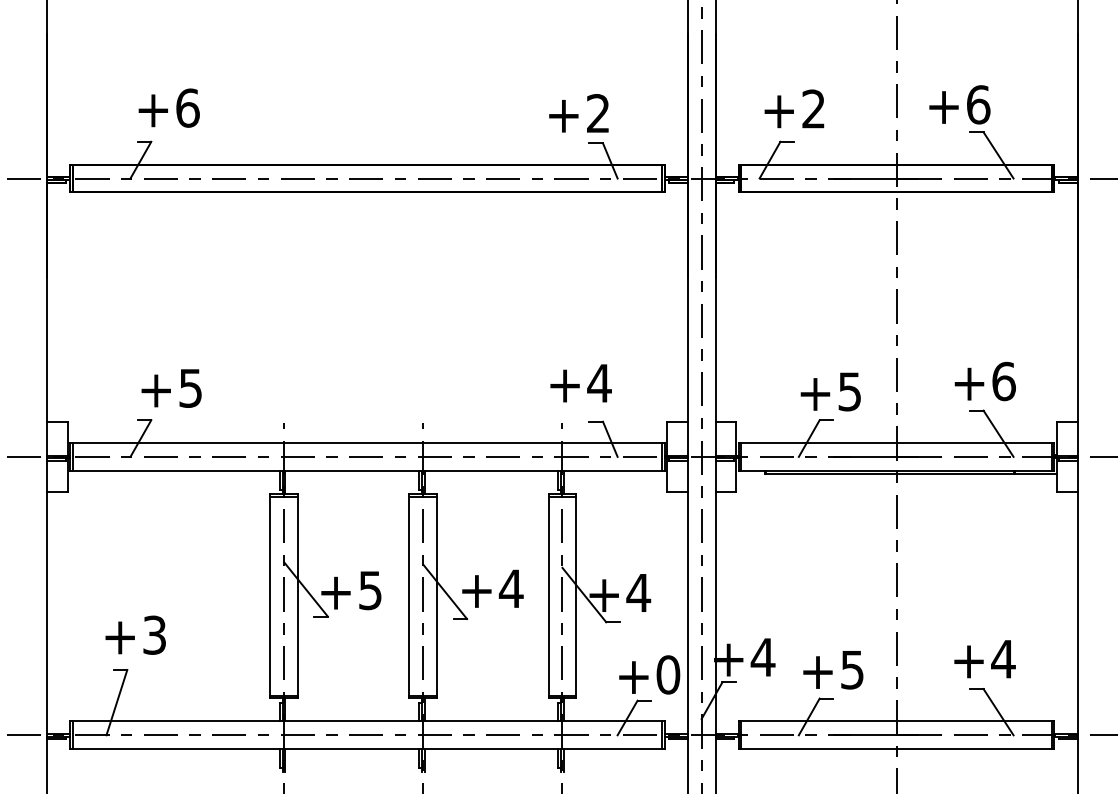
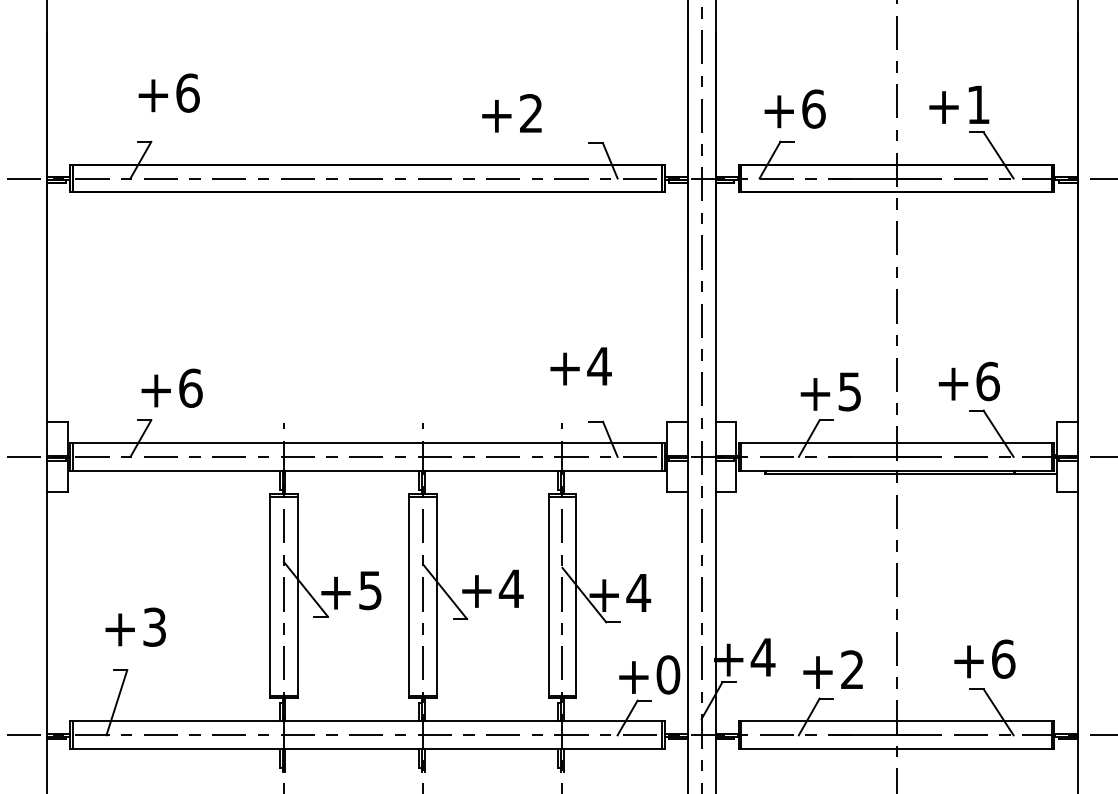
text: +6 -> +1 (978, 104)
text position: (168, 107) -> (168, 92) (168, 92)
text: +2 -> +6 (813, 108)
text position: (578, 113) -> (511, 113) (511, 113)
text position: (984, 381) -> (968, 381) (968, 381)
text position: (580, 383) -> (580, 366) (580, 366)
text: +5 -> +6 (190, 387)
text position: (135, 634) -> (135, 626) (135, 626)
text: +4 -> +6 (1003, 658)
text: +5 -> +2 (852, 669)
